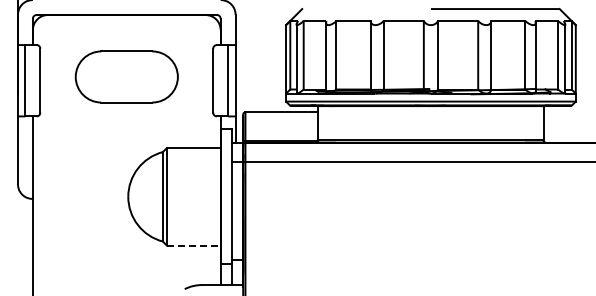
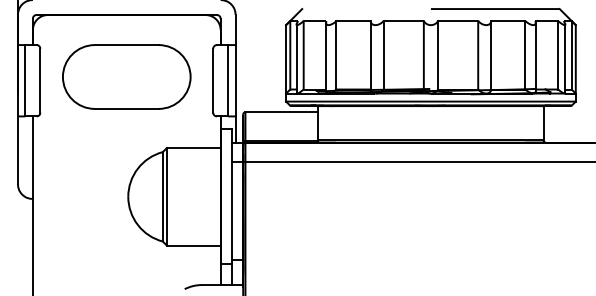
part size: 105x54 px -> 130x66 px (126, 76)
line: dashed -> solid (193, 245)
